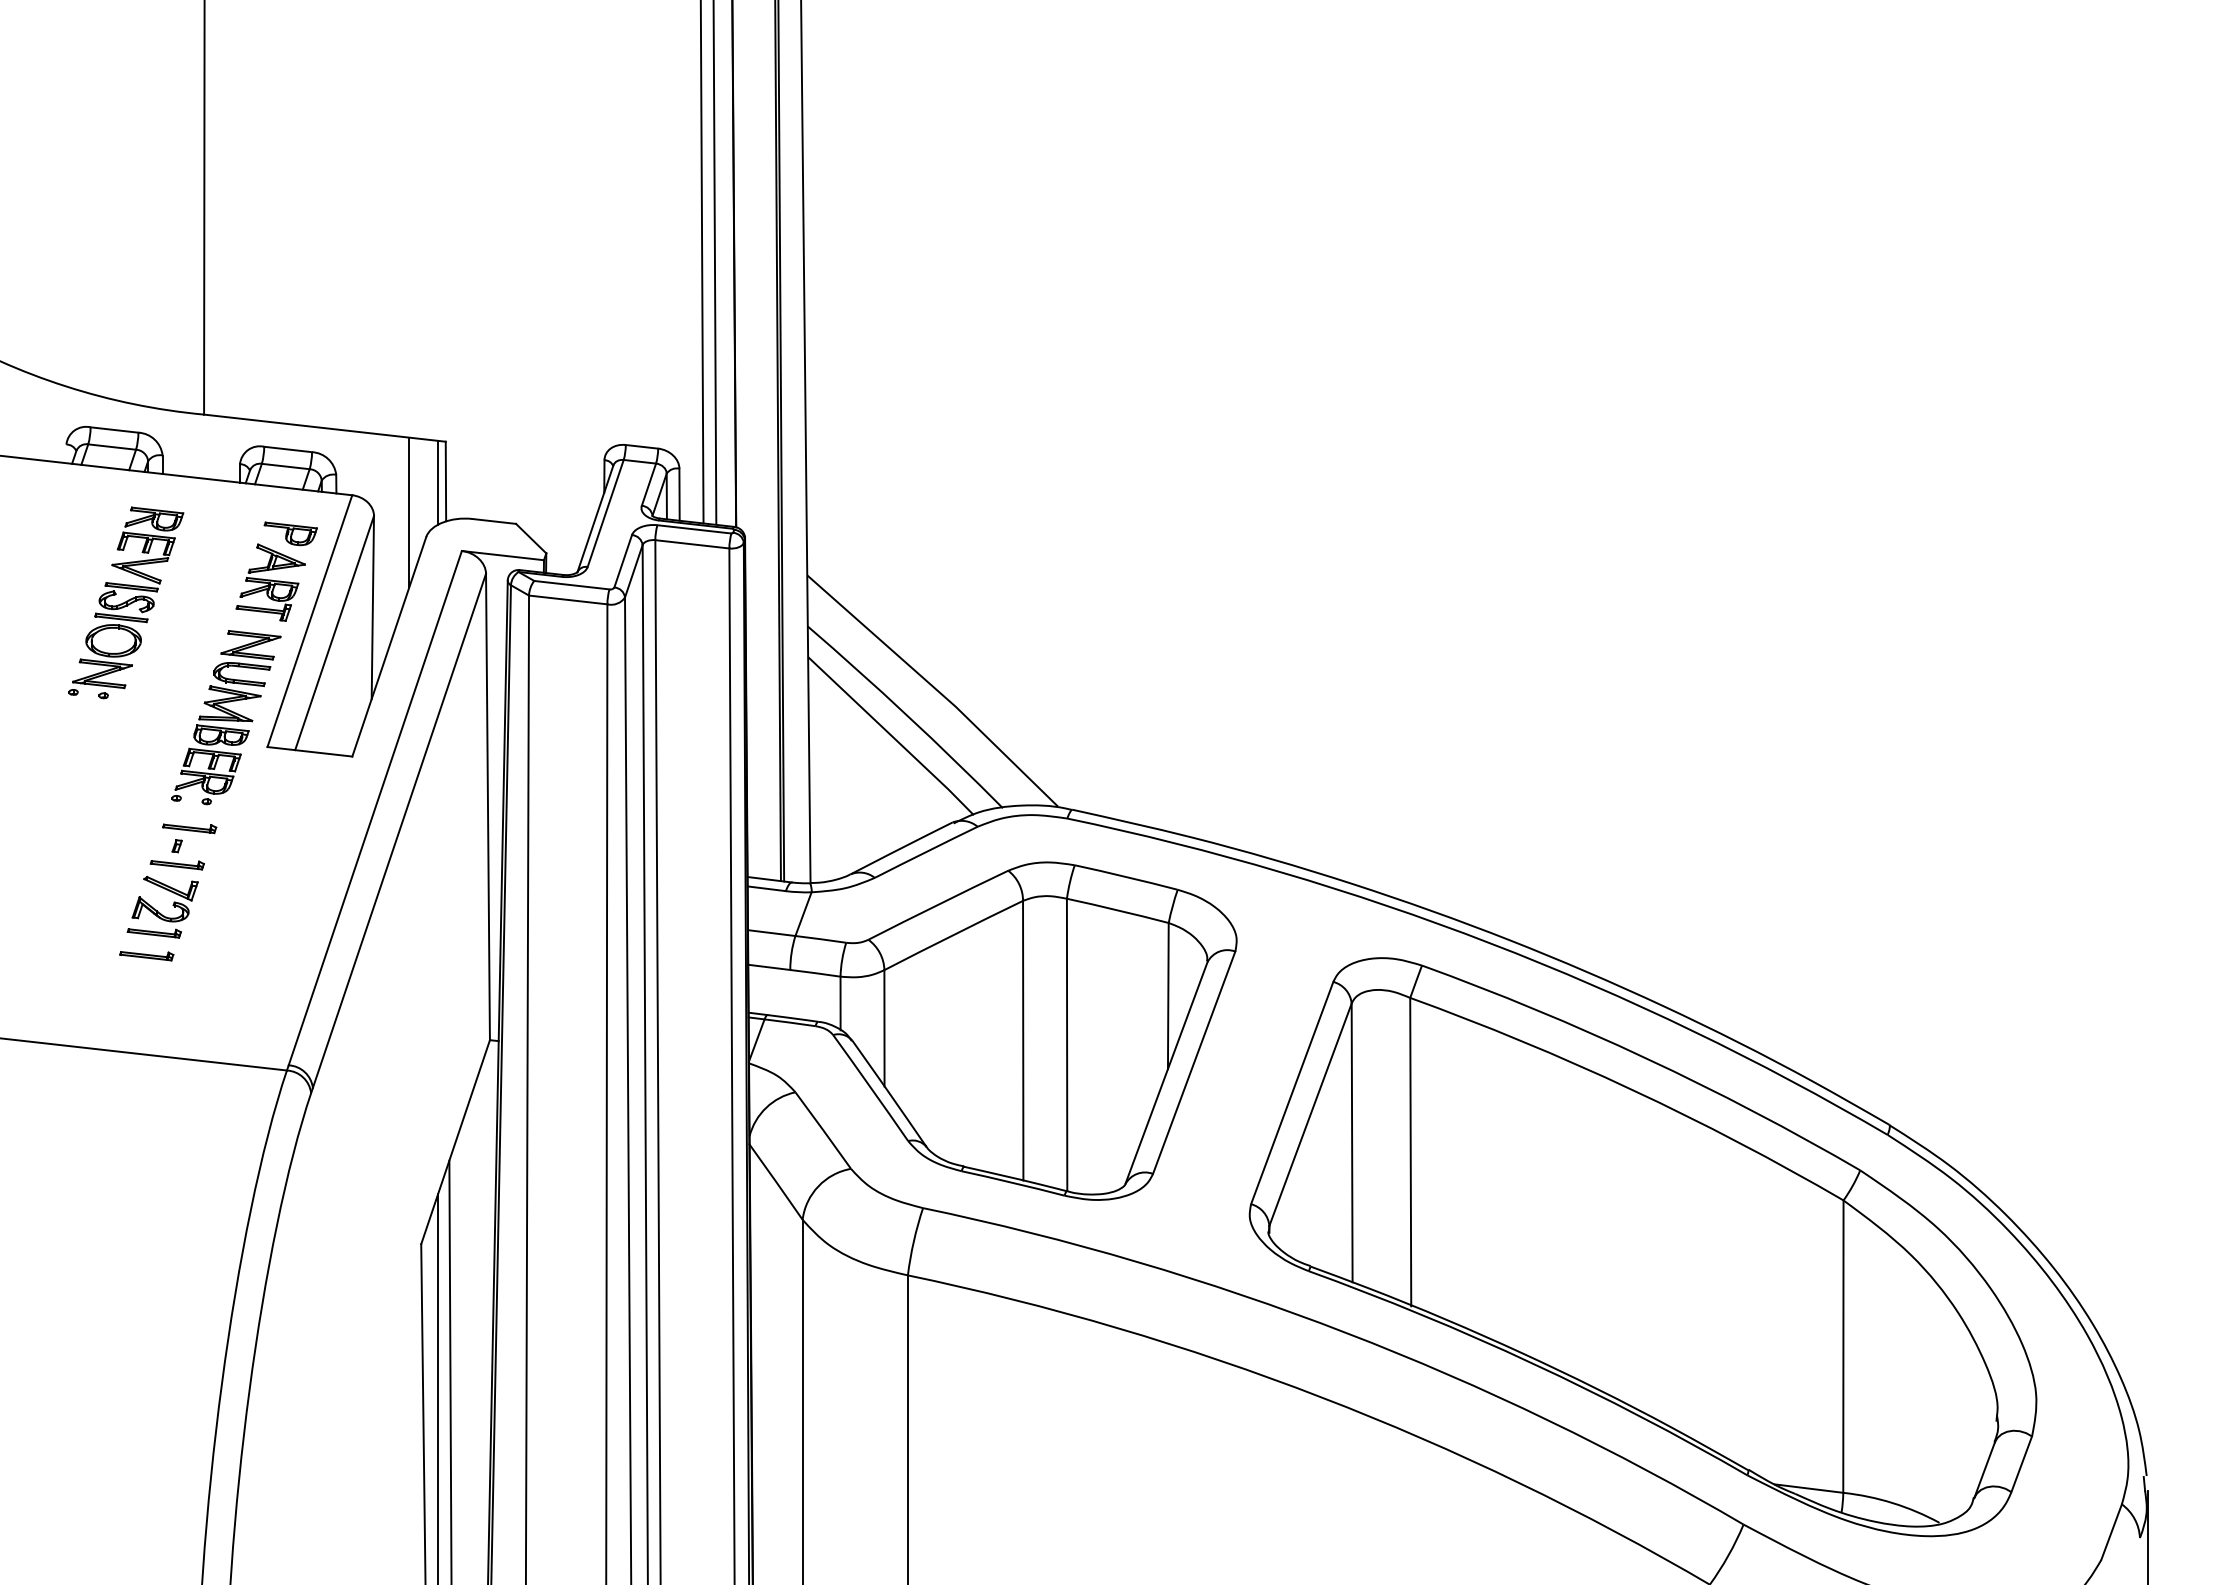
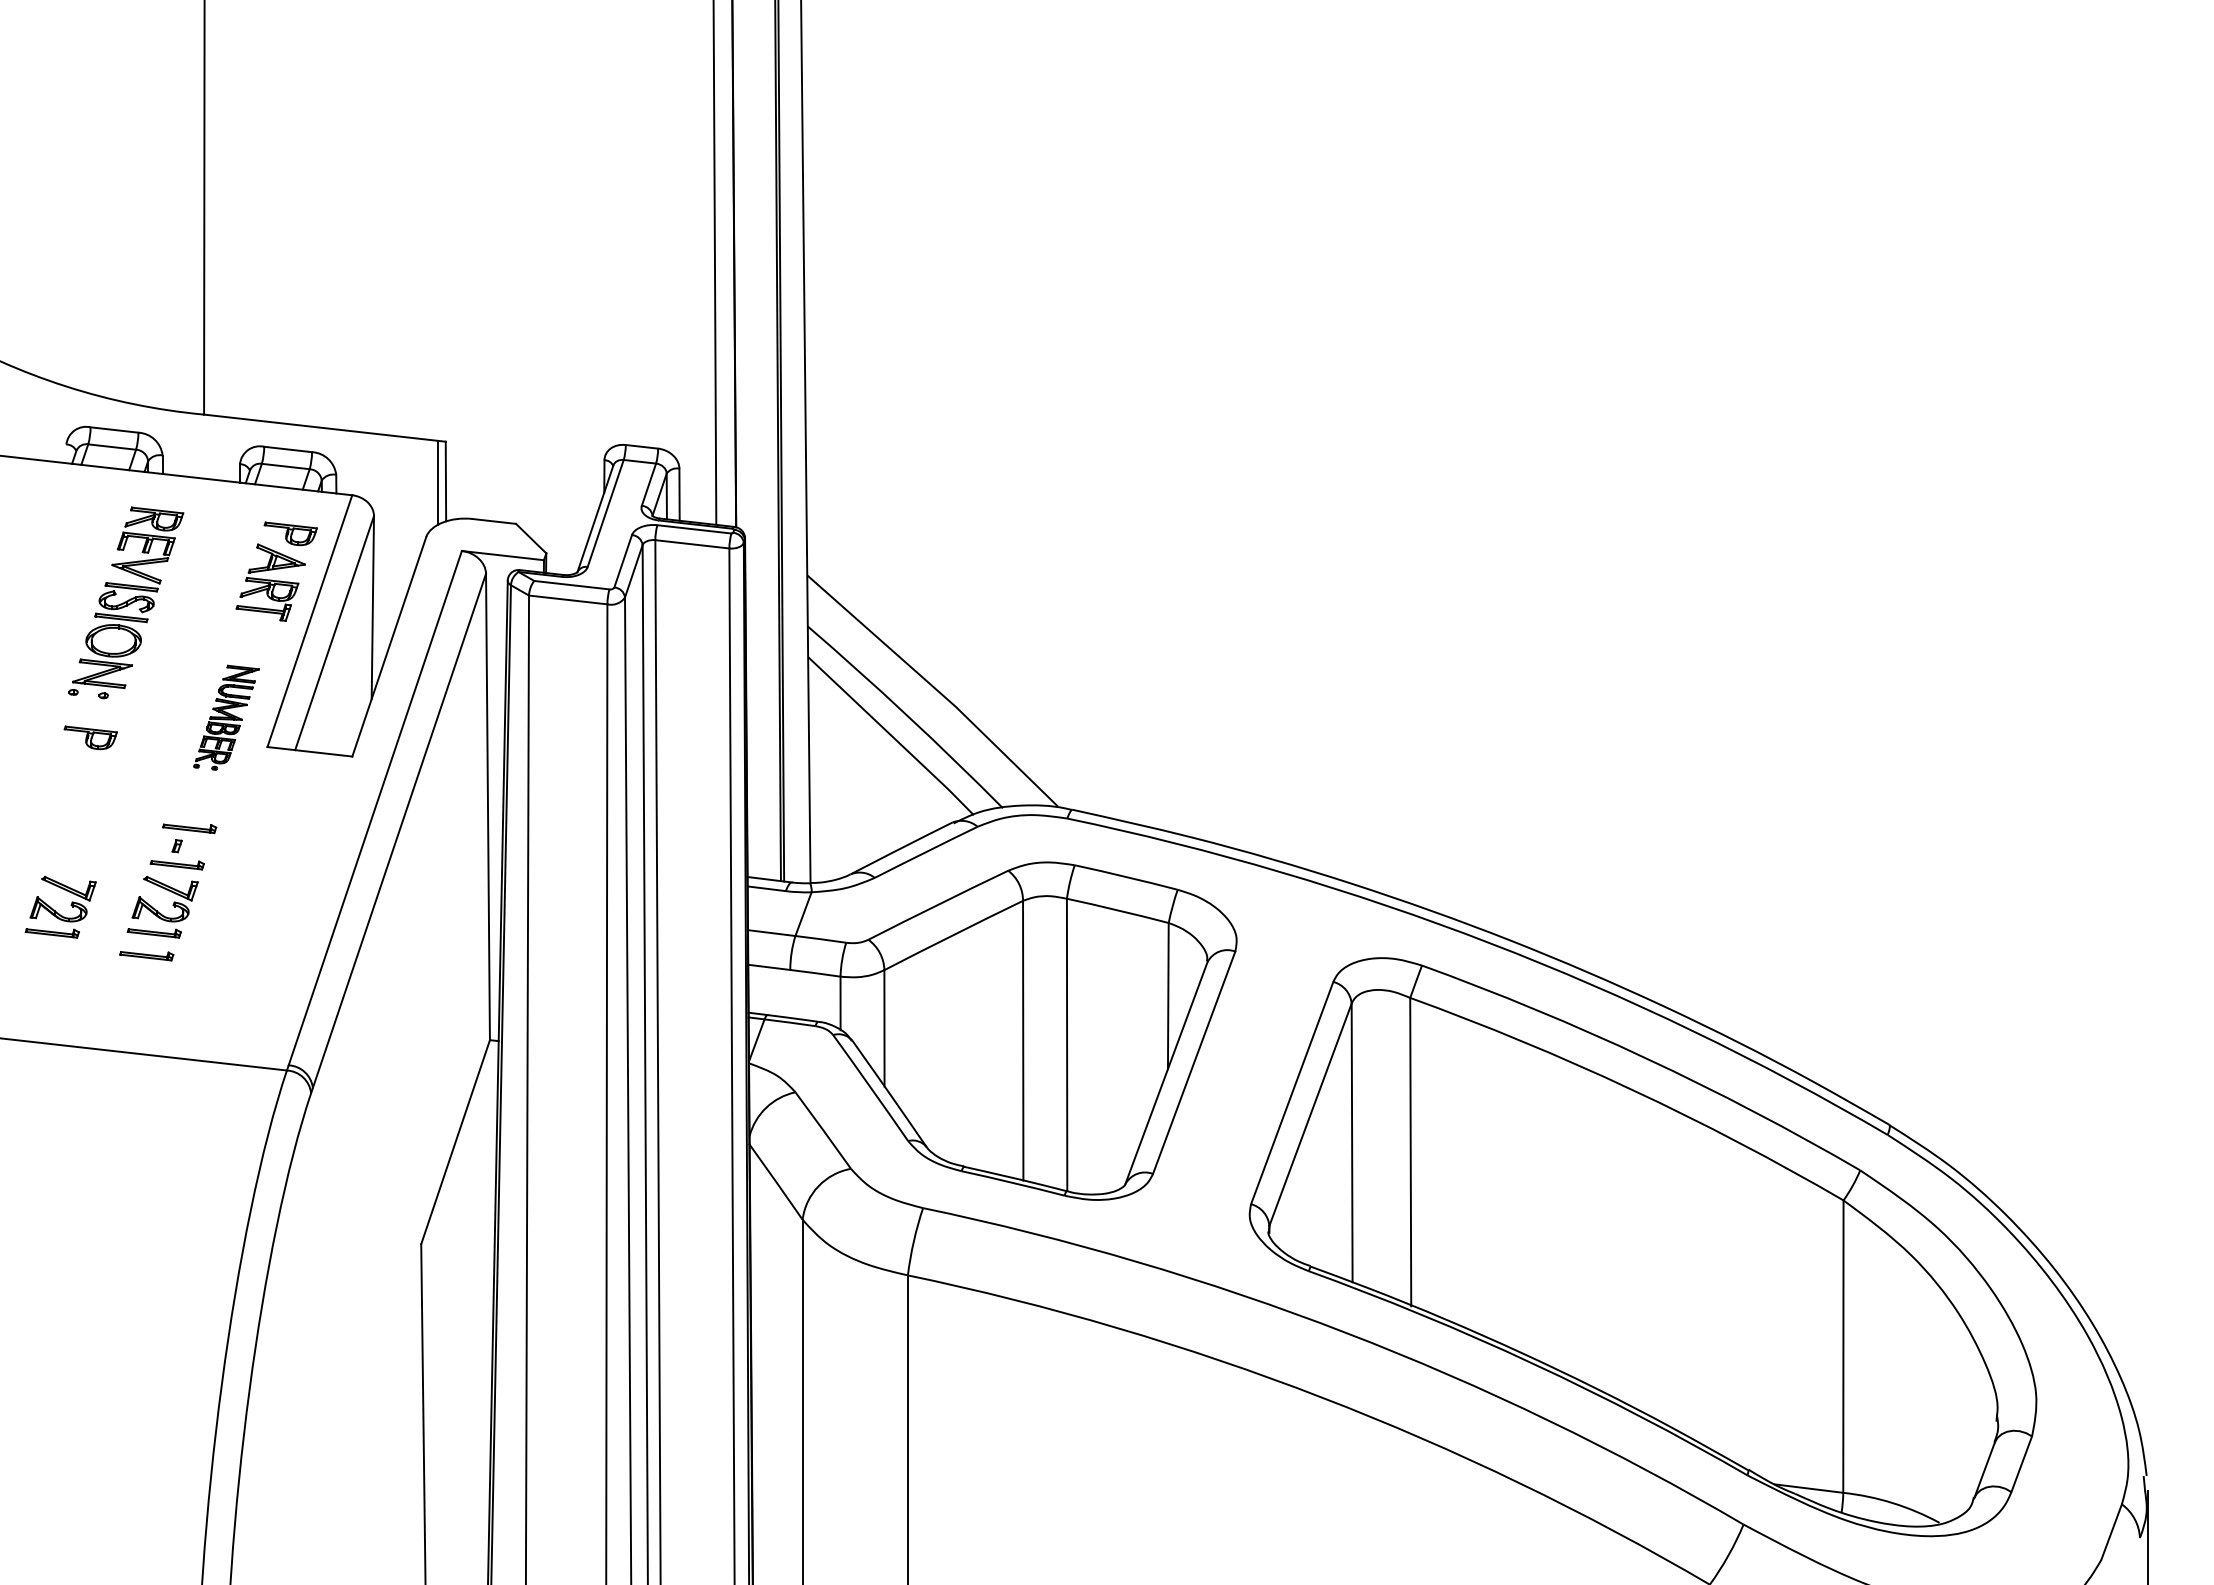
line: present -> none (701, 262)
line: present -> none (409, 512)
part size: 111x176 px -> 67x107 px (226, 717)
part: none -> present (90, 737)
part: none -> present (60, 907)
line: present -> none (450, 1370)
line: present -> none (438, 1387)
